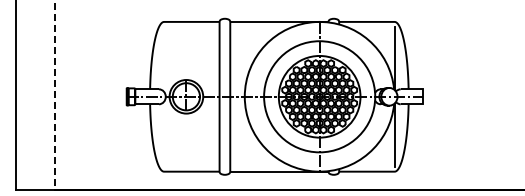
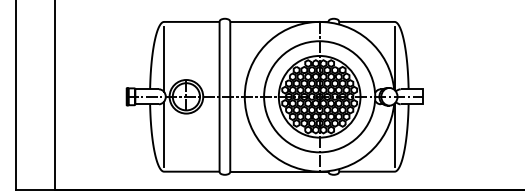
line: none -> present (164, 59)
line: dashed -> solid (55, 95)
line: none -> present (164, 133)
